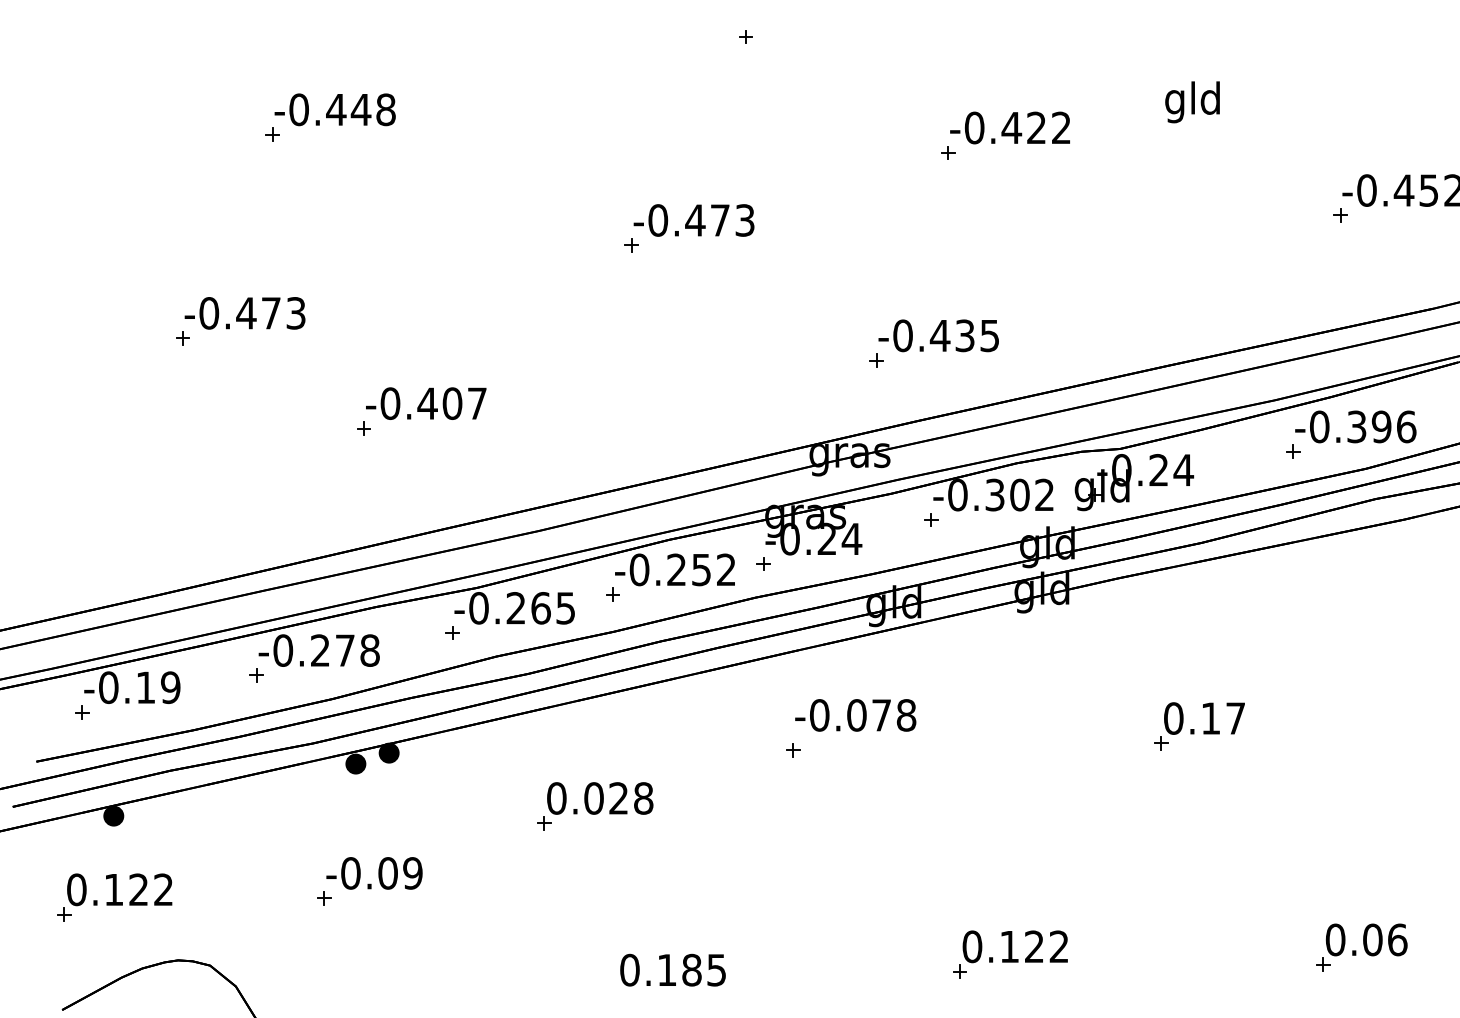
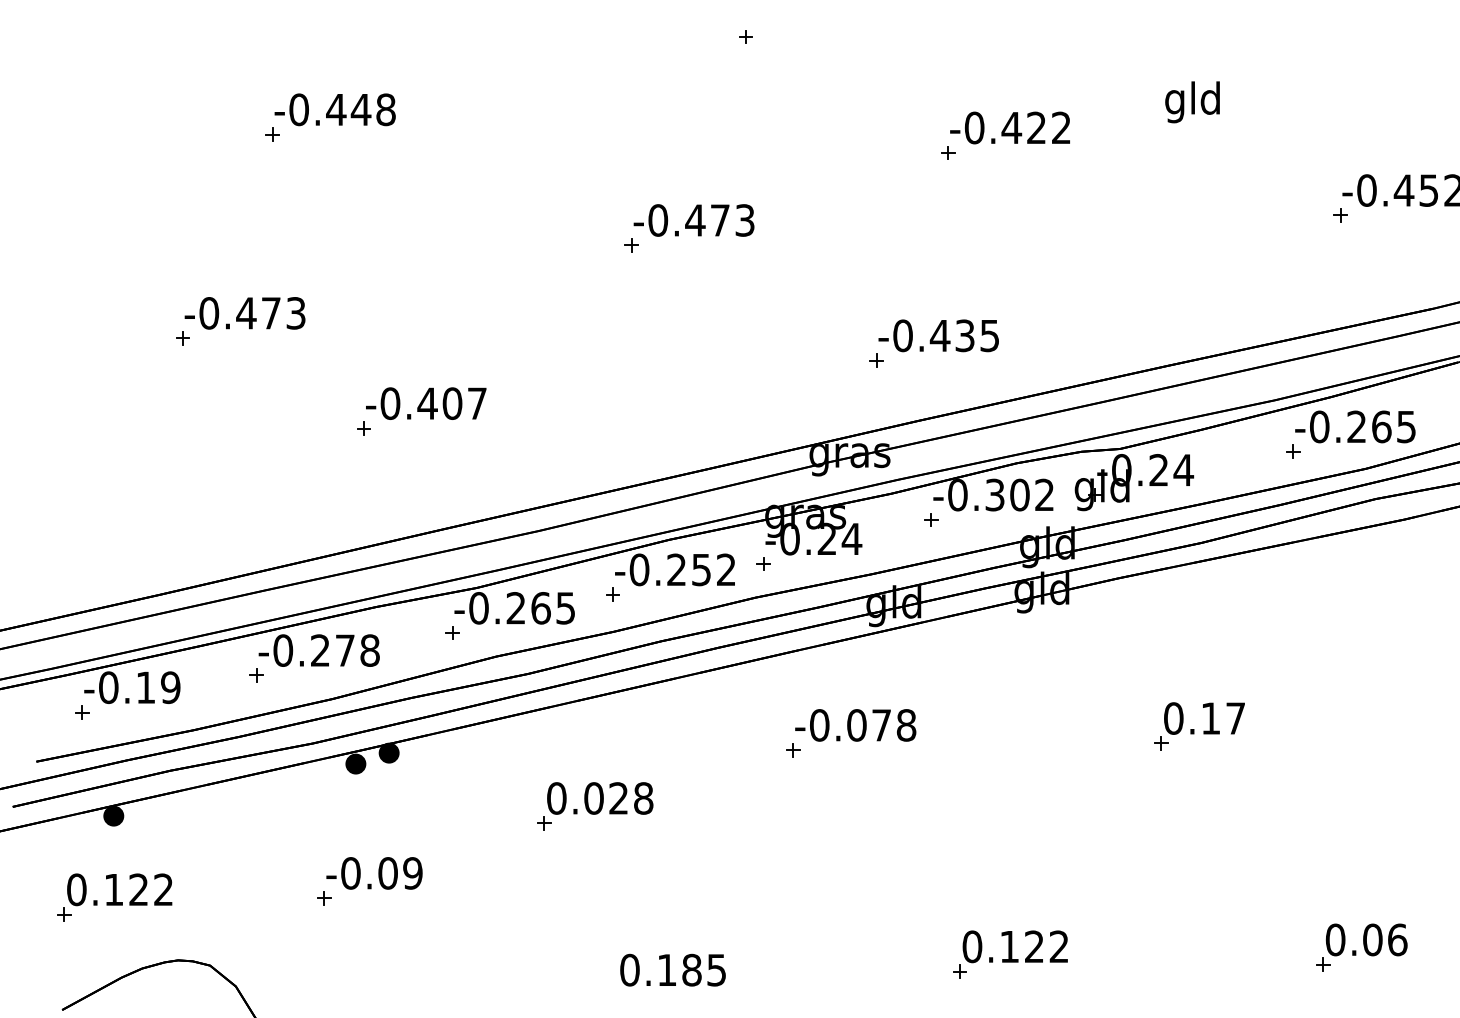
text: -0.396 -> -0.265 (1381, 426)
text position: (855, 715) -> (855, 725) (855, 725)
